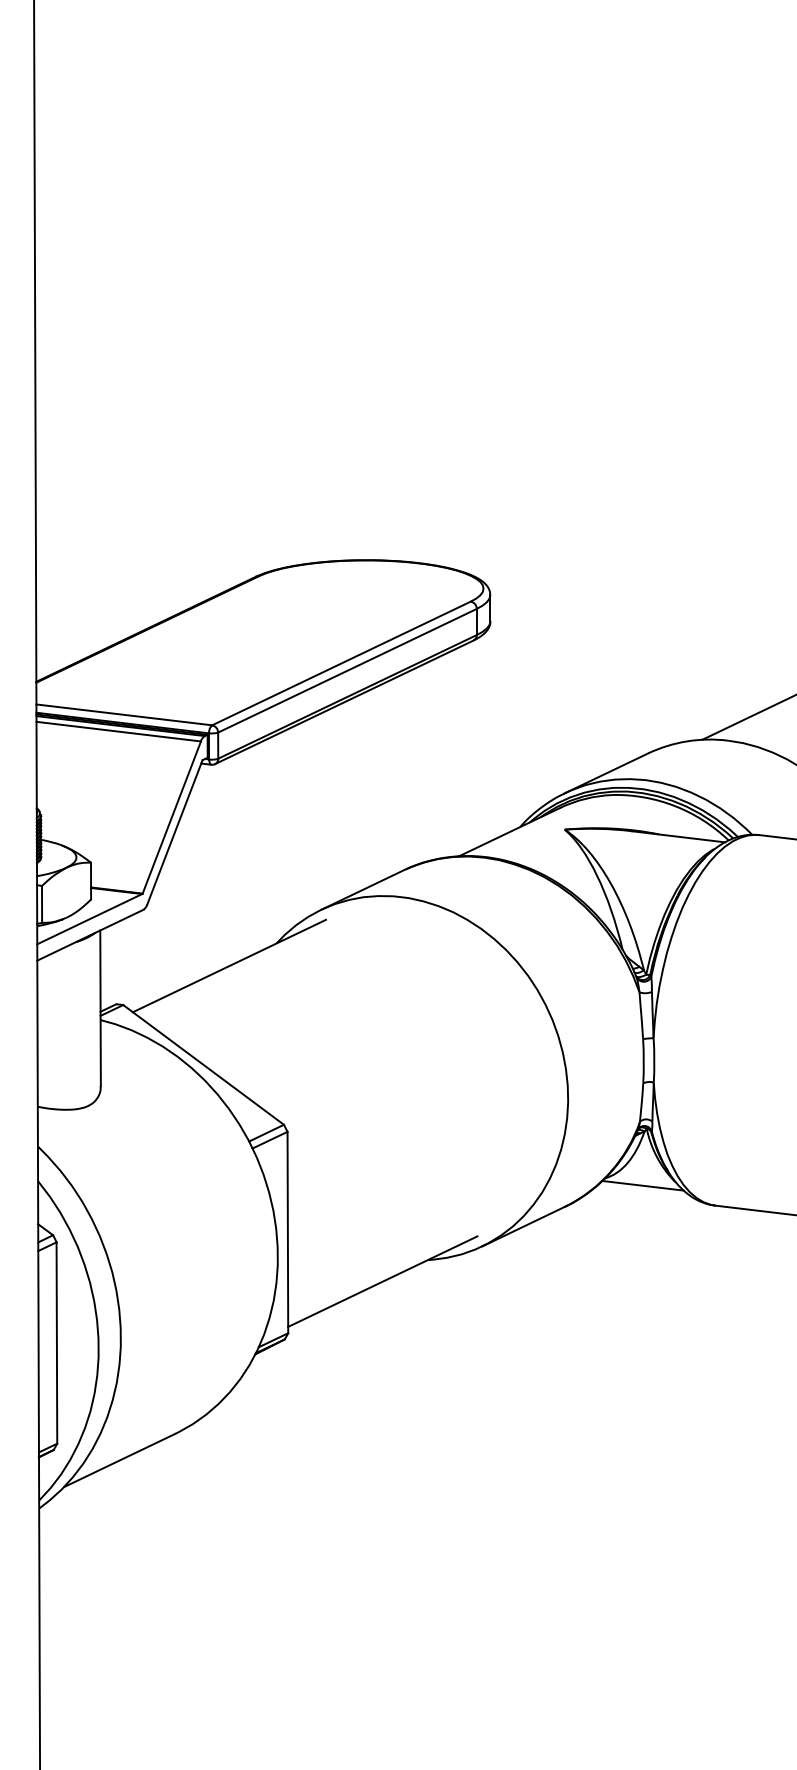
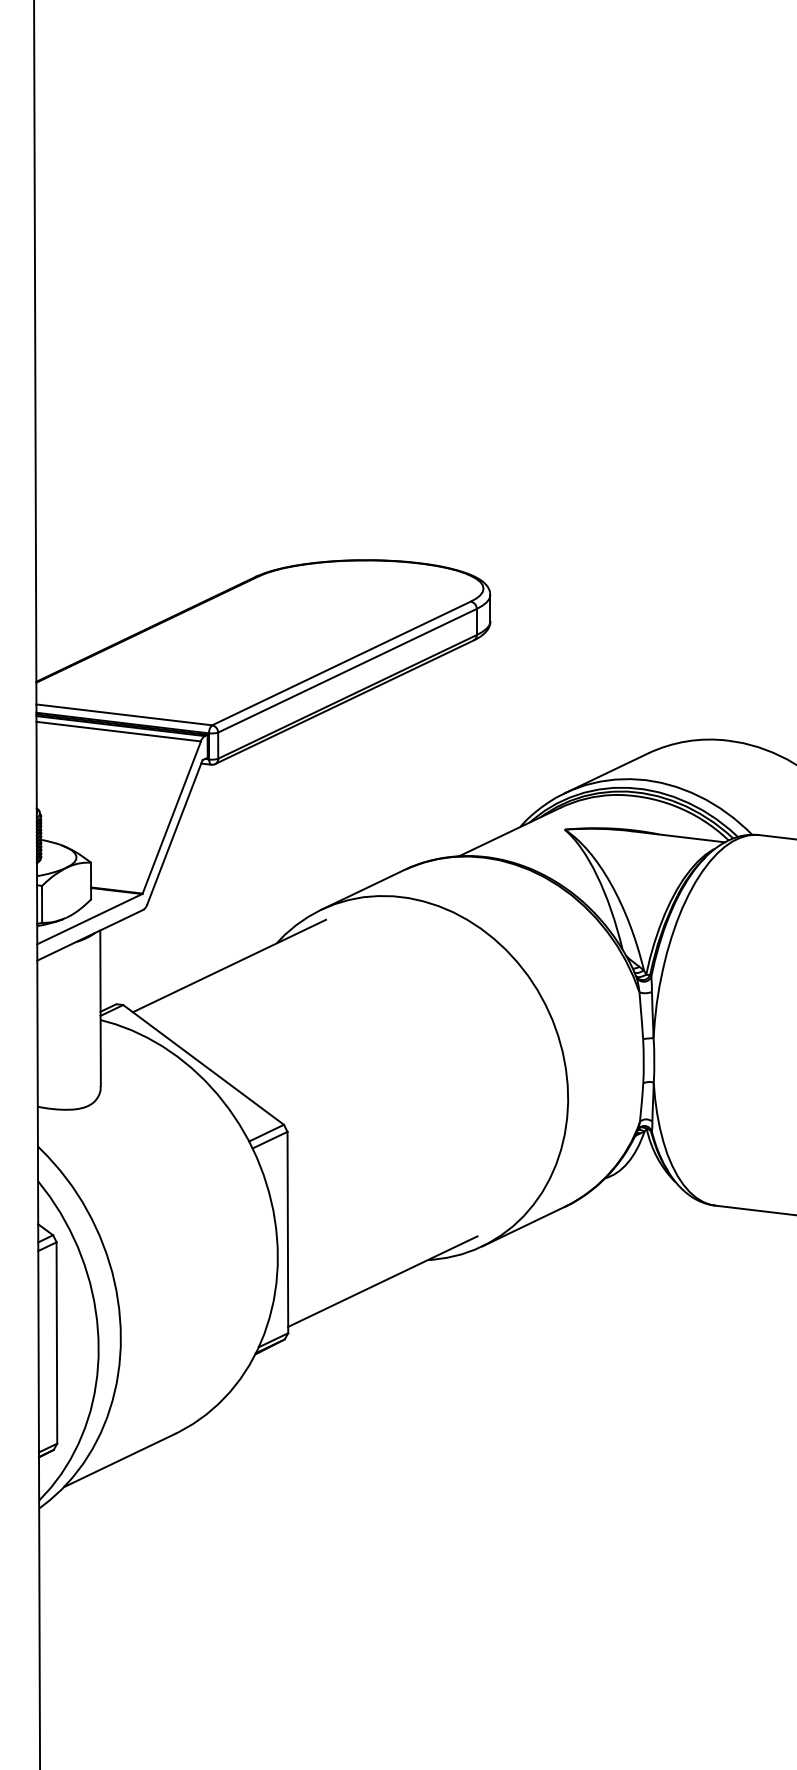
line: present -> none (747, 717)
line: present -> none (642, 1185)
